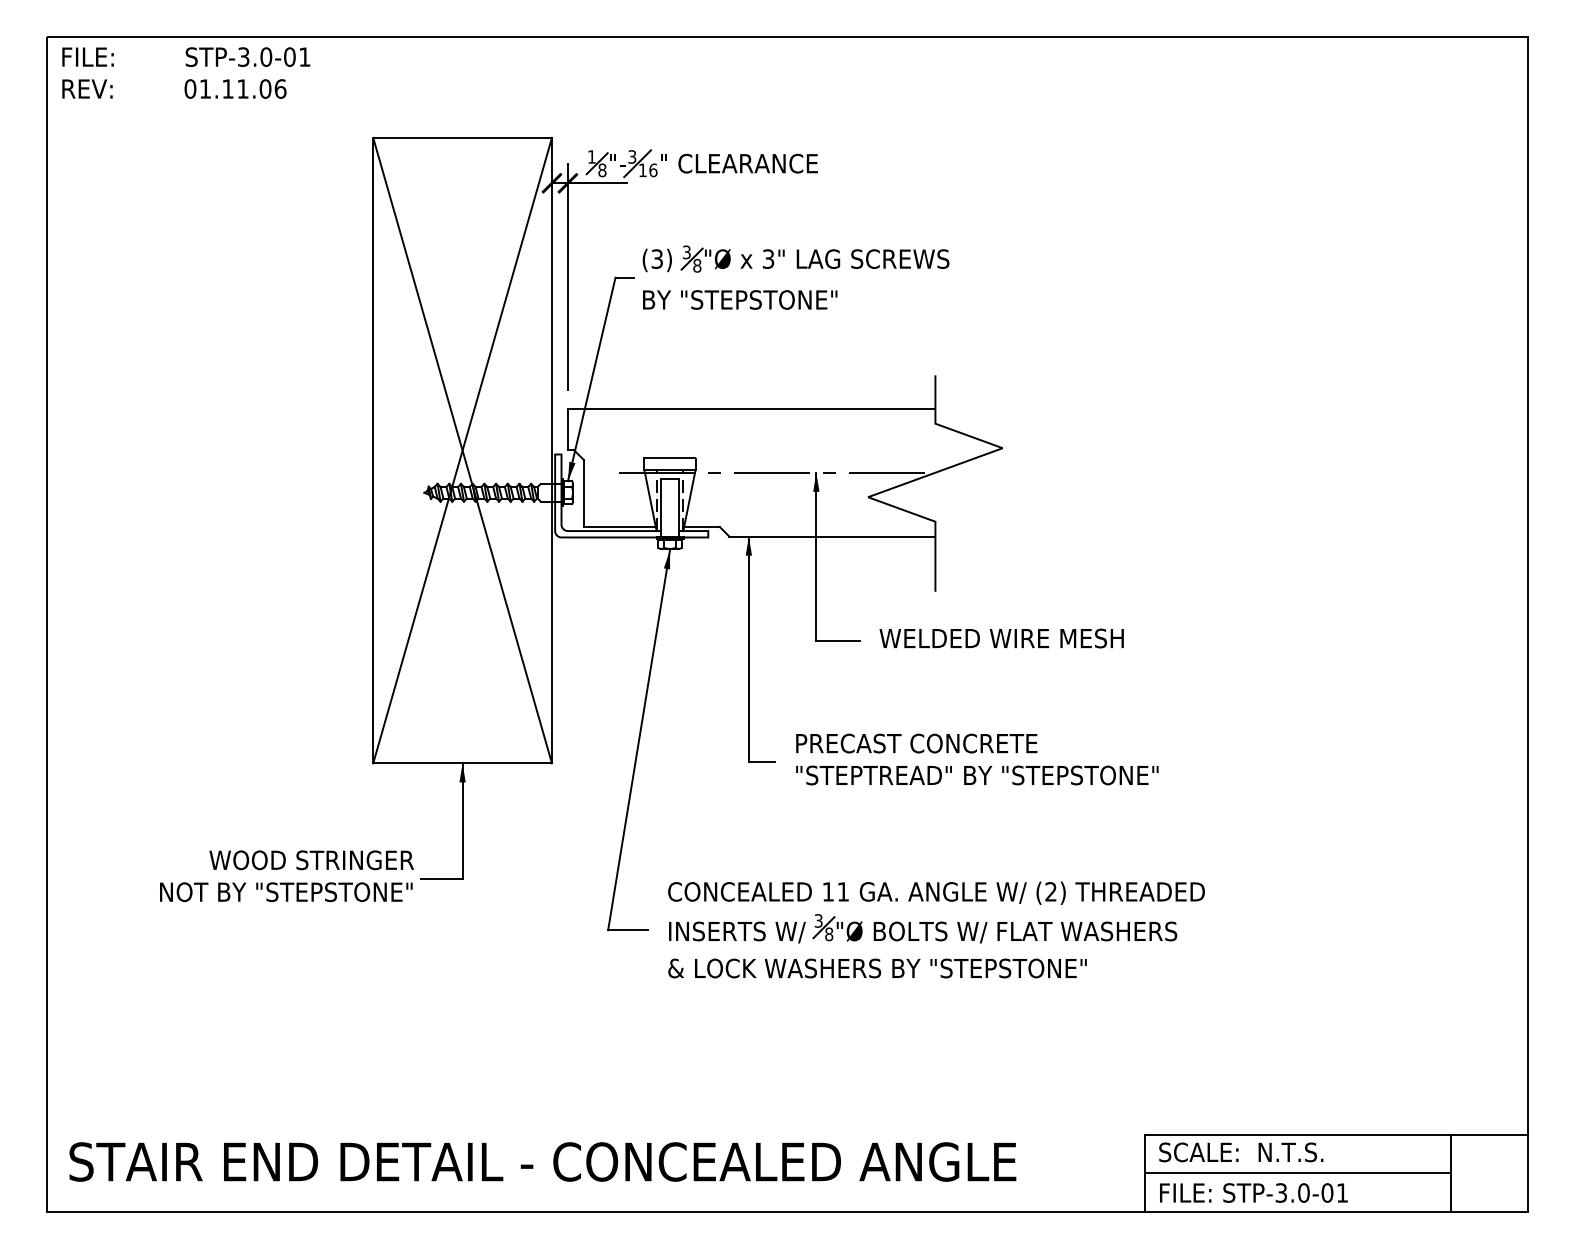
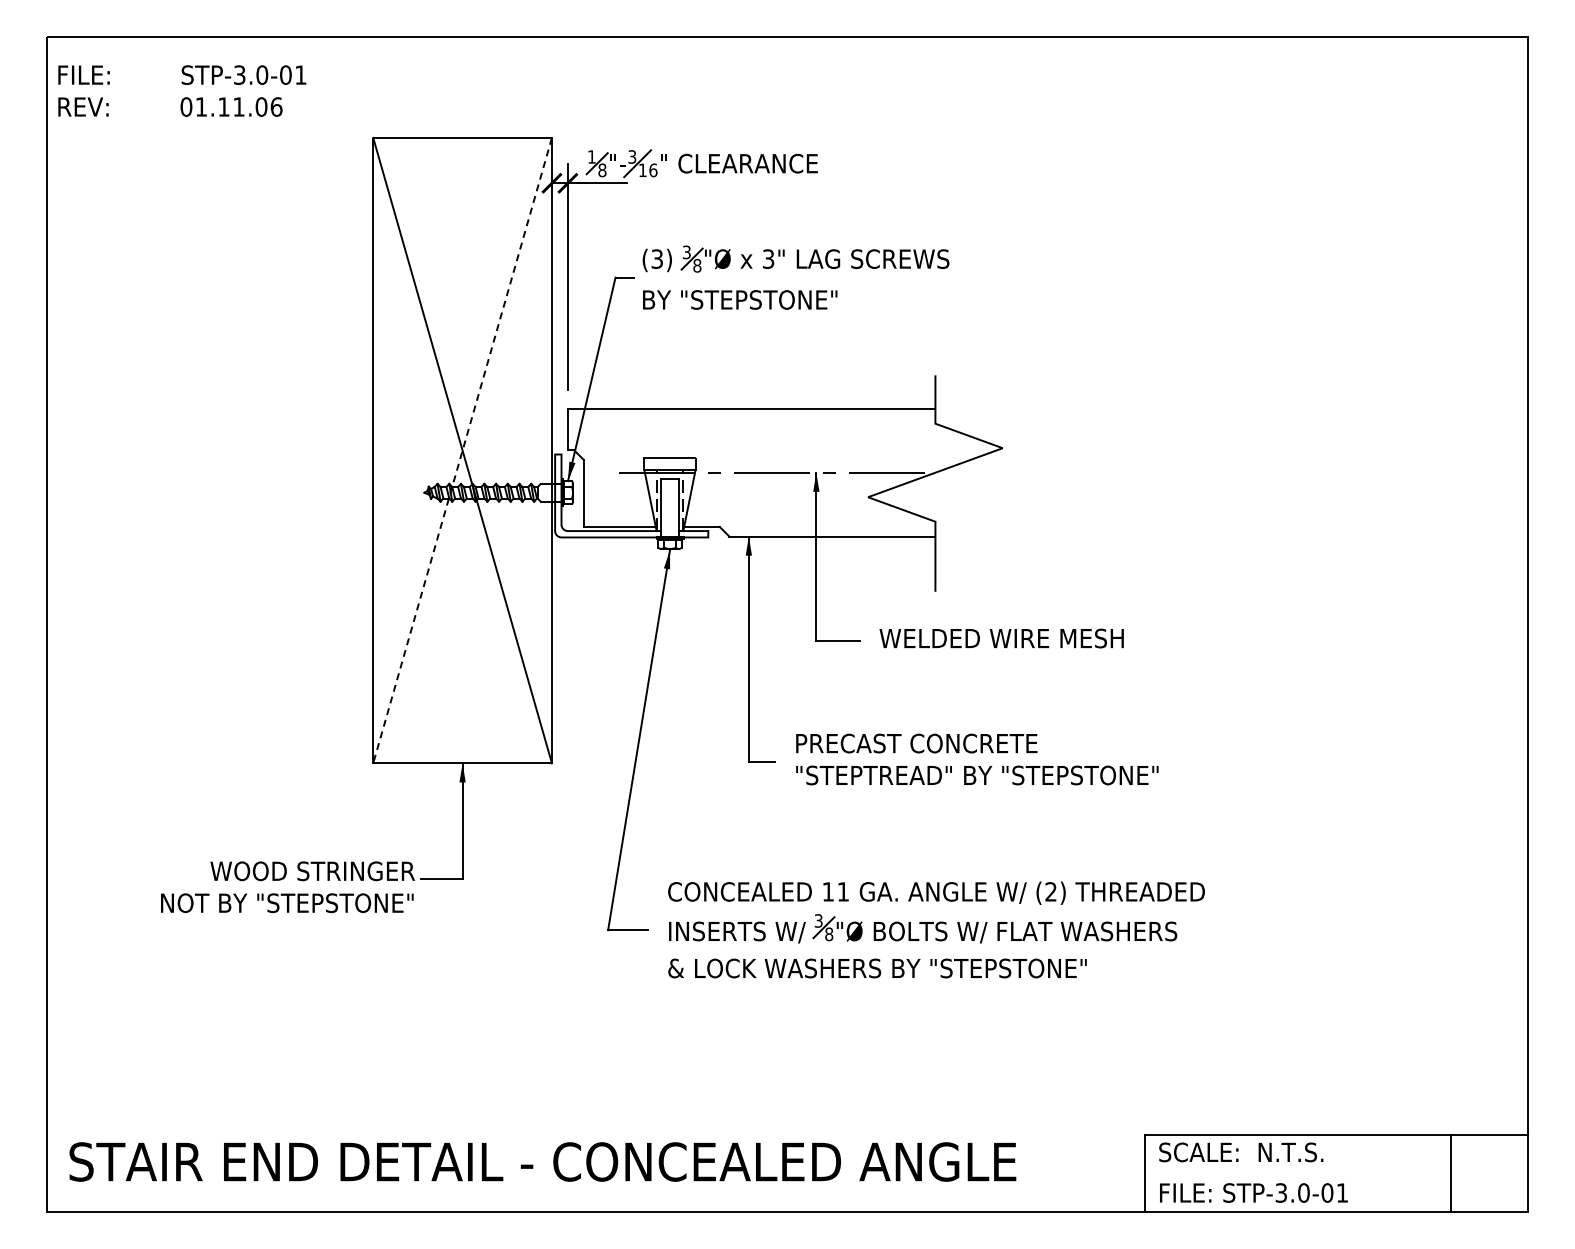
text position: (186, 72) -> (182, 90) (182, 90)
line: solid -> dashed (462, 451)
text position: (286, 876) -> (287, 887) (287, 887)
line: present -> none (1297, 1173)
